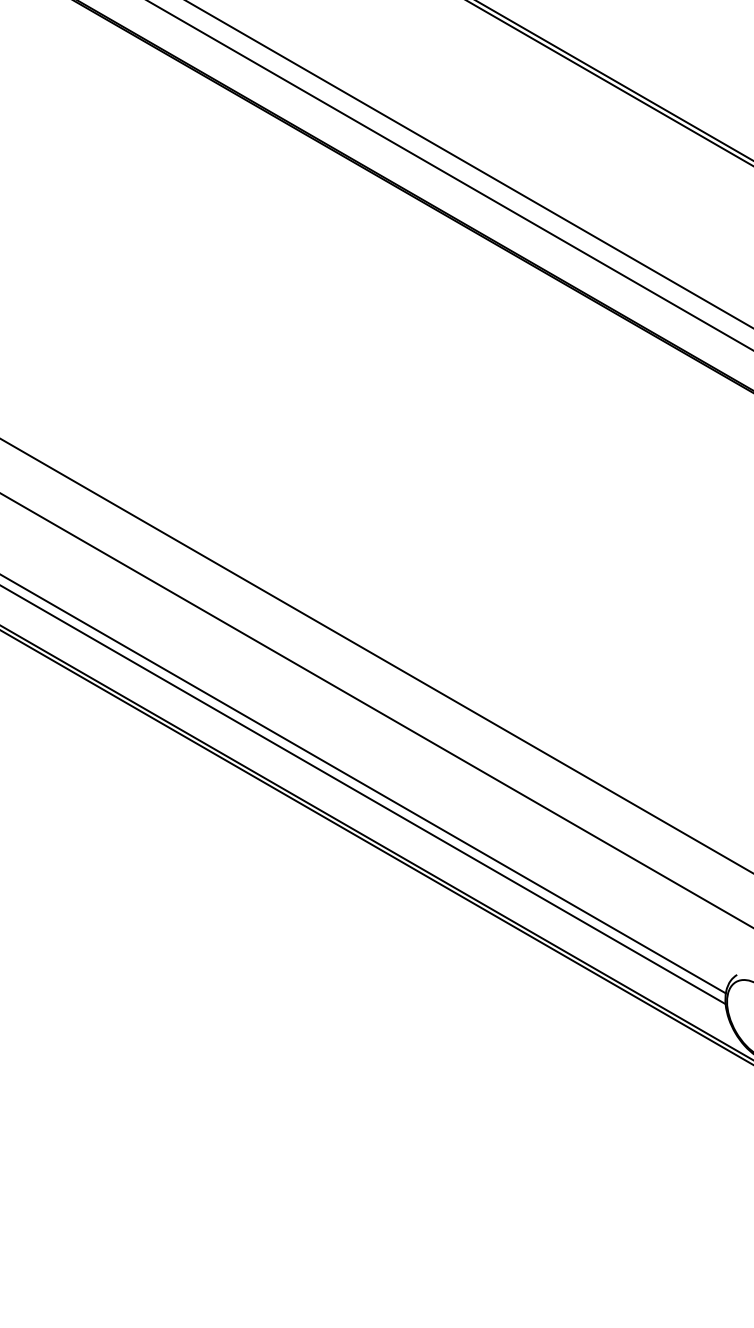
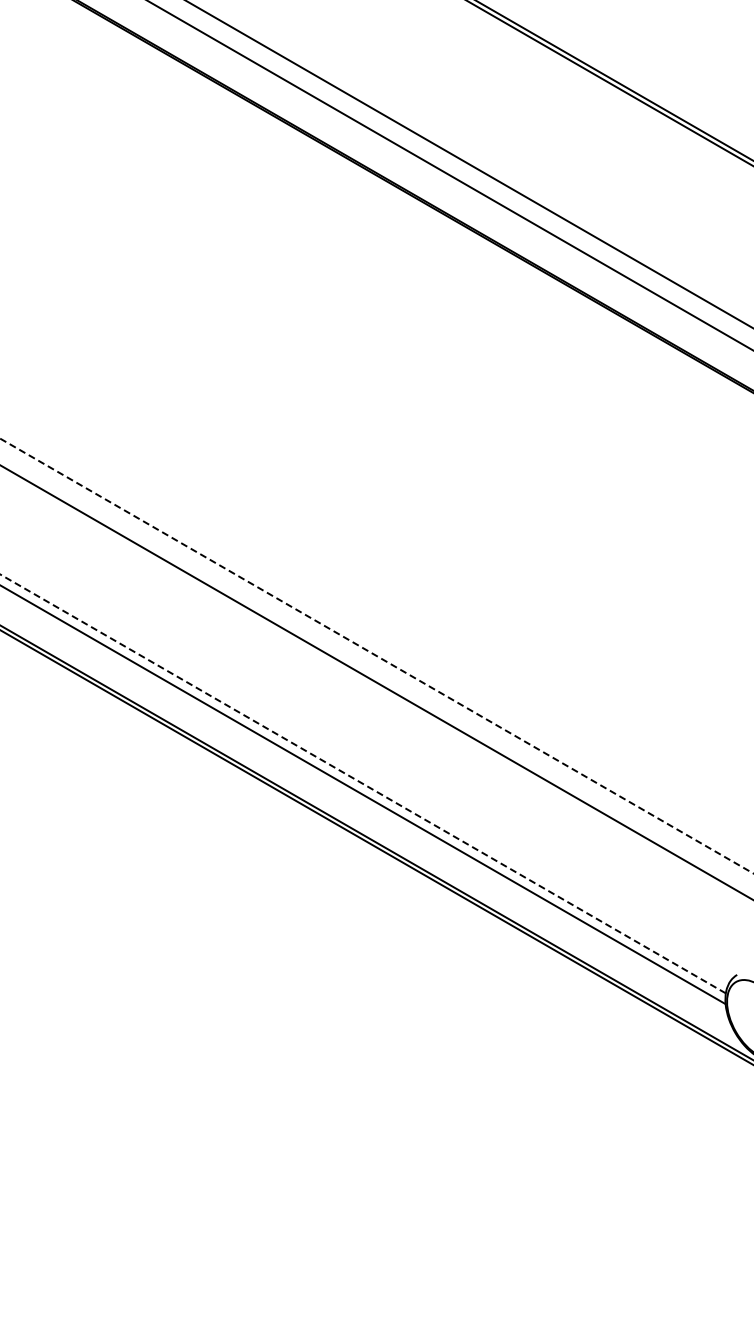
line: solid -> dashed (377, 656)
line position: (376, 710) -> (376, 682) (376, 682)
line: solid -> dashed (363, 783)
